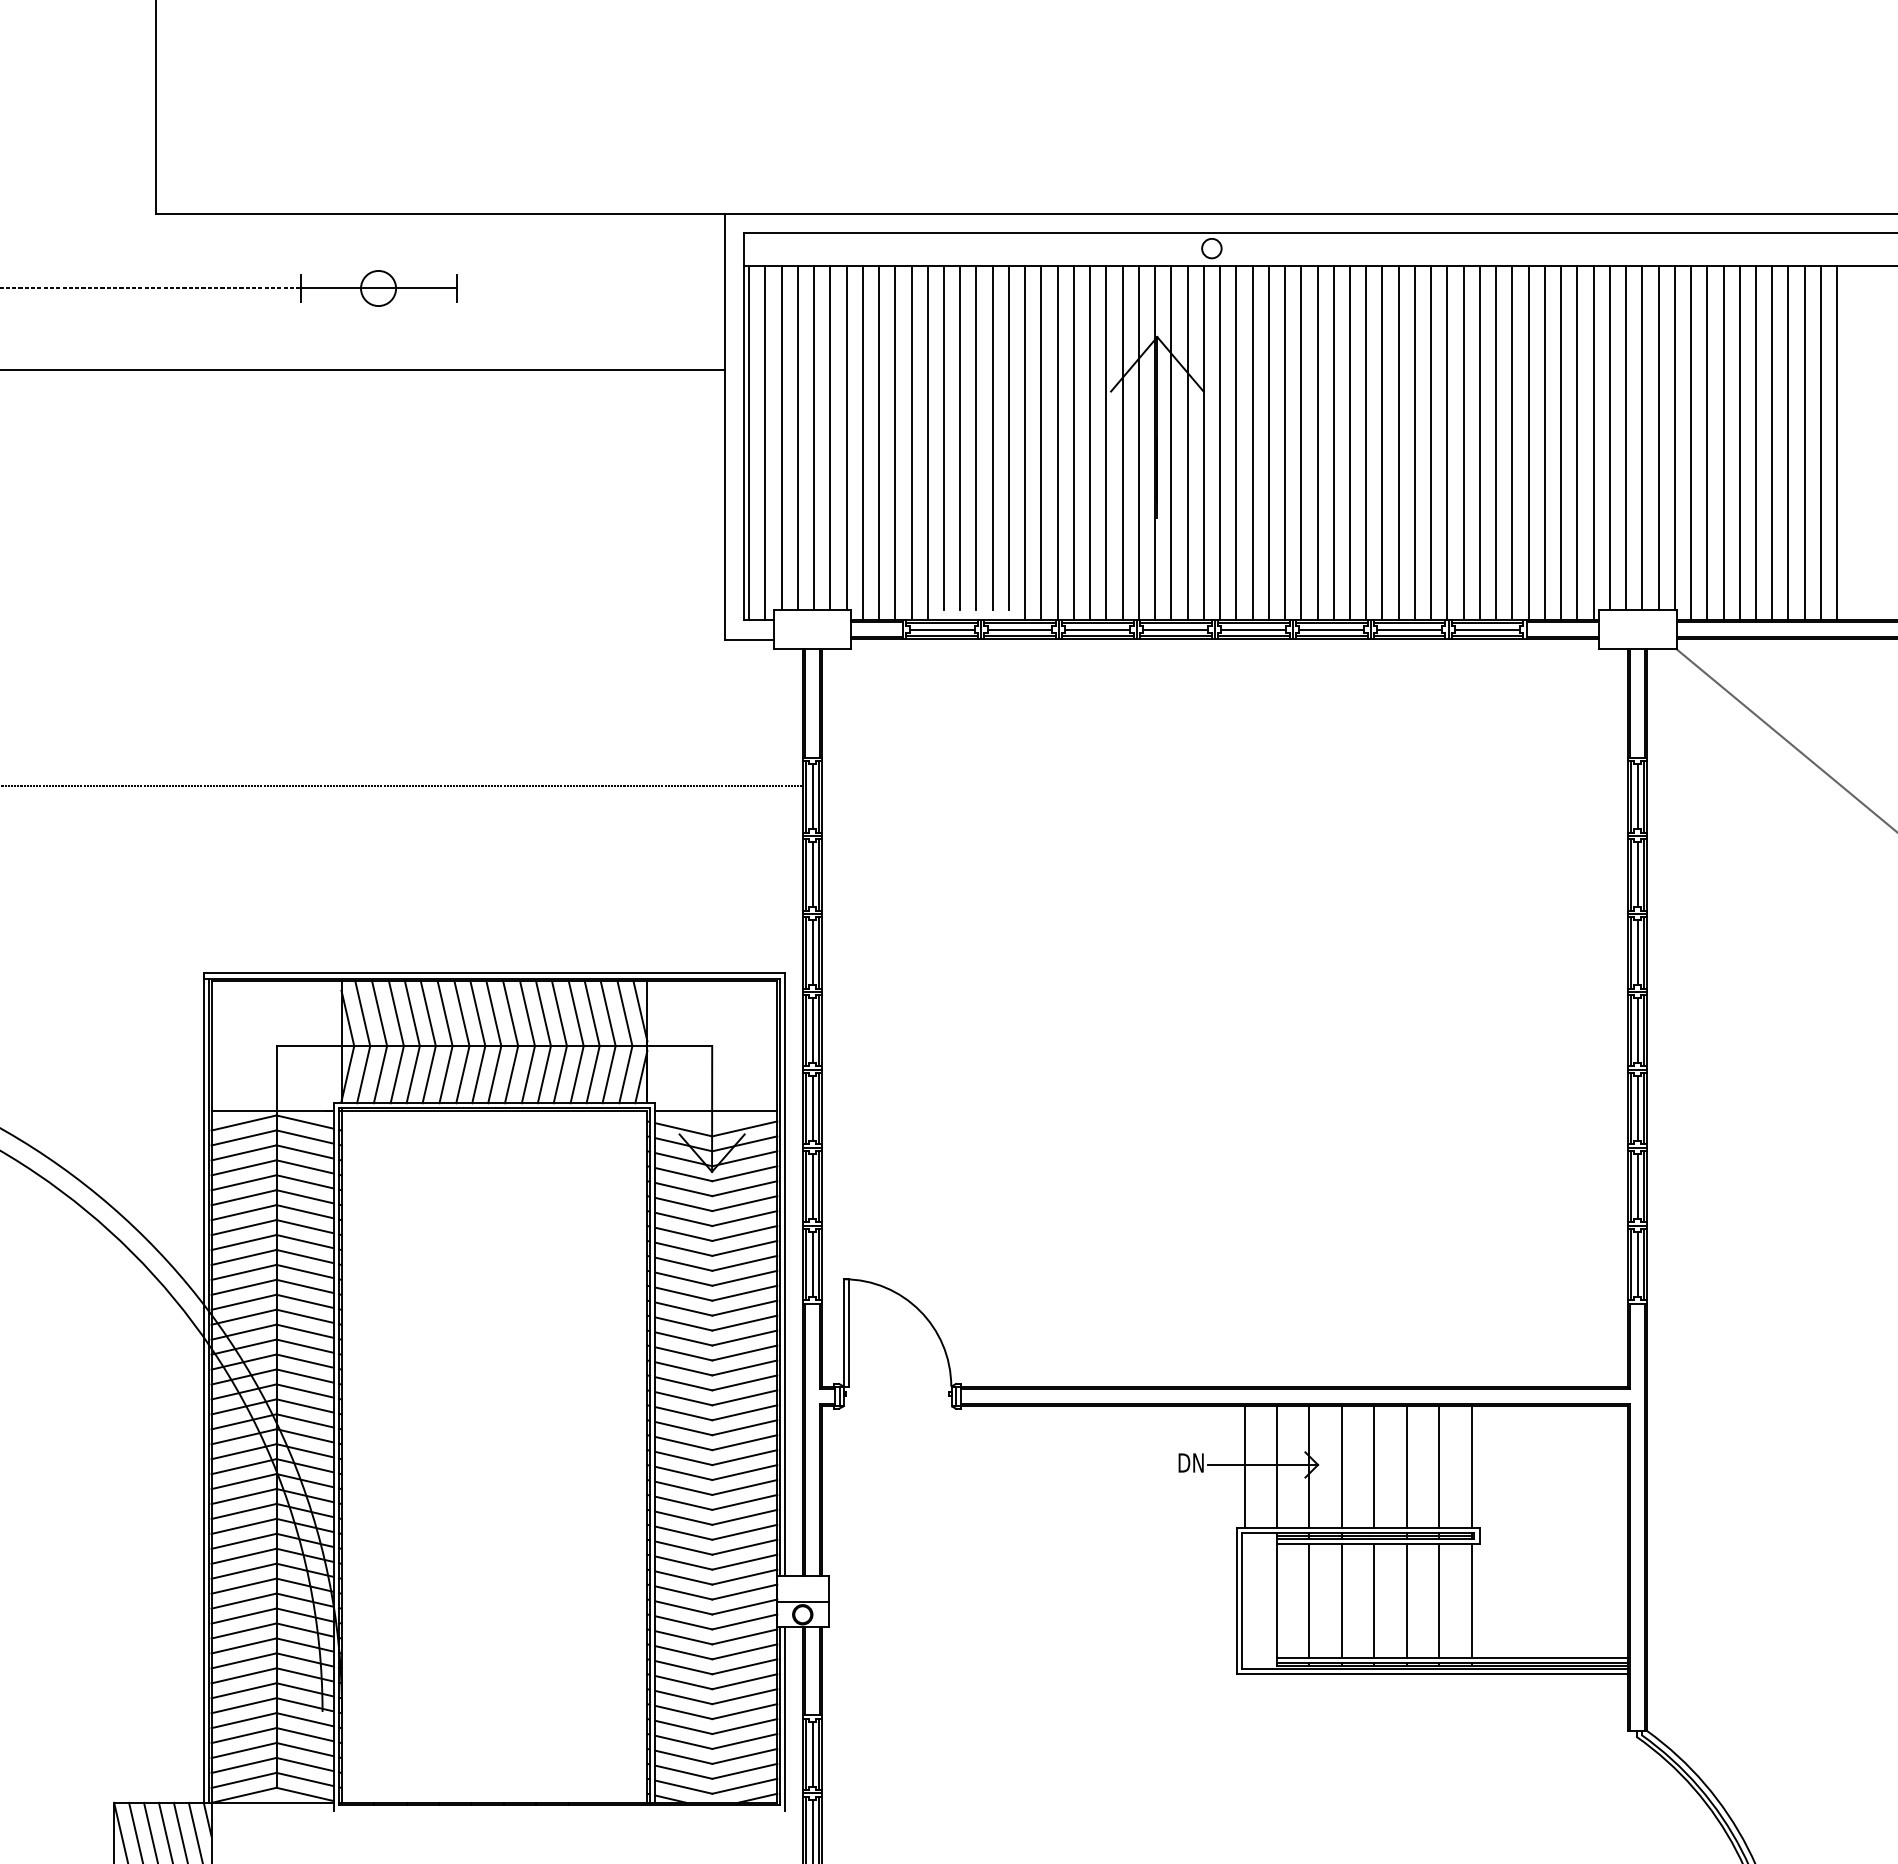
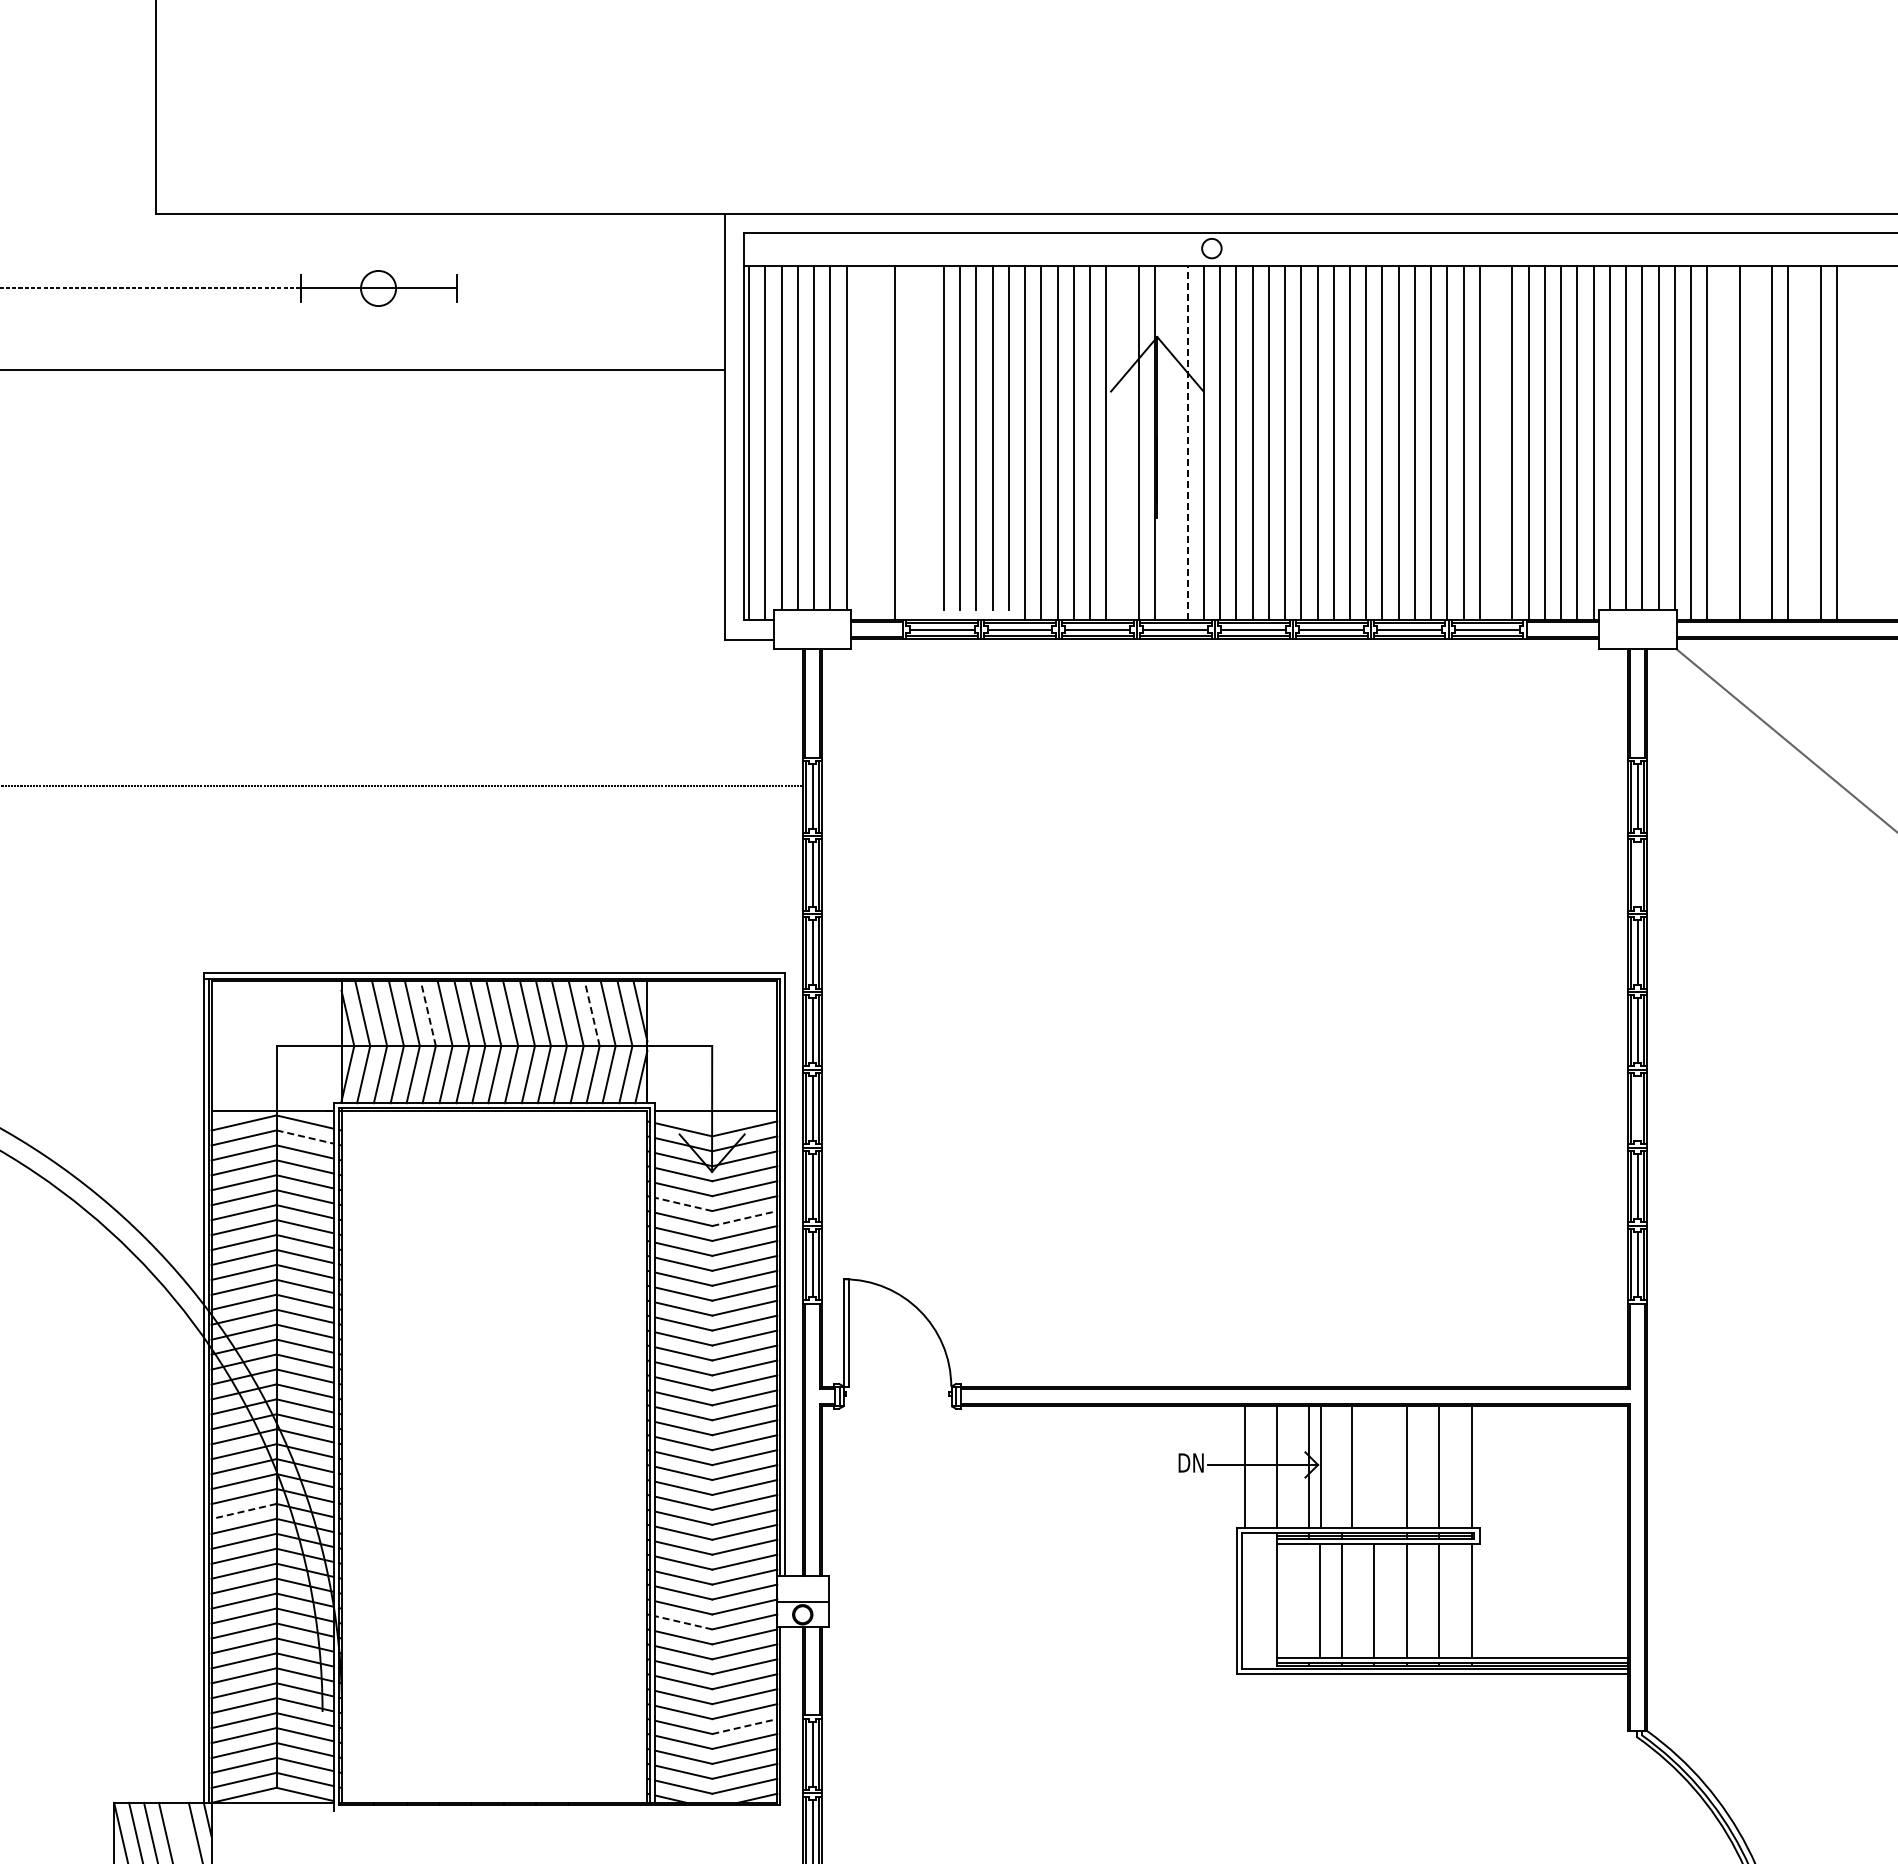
line: solid -> dashed (1187, 442)
line: present -> none (862, 443)
line: present -> none (879, 443)
line: present -> none (911, 443)
line: present -> none (927, 443)
line: present -> none (1122, 443)
line: present -> none (1171, 443)
line: present -> none (1496, 443)
line: present -> none (1723, 443)
line: present -> none (1756, 443)
line: present -> none (1804, 443)
line: present -> none (1637, 874)
line: solid -> dashed (428, 1013)
line: solid -> dashed (592, 1013)
line: present -> none (1637, 1108)
line: solid -> dashed (305, 1137)
line: solid -> dashed (683, 1204)
line: solid -> dashed (745, 1218)
line position: (1341, 1467) -> (1320, 1467) (1320, 1467)
line position: (1374, 1467) -> (1352, 1467) (1352, 1467)
line: solid -> dashed (243, 1511)
line position: (1309, 1600) -> (1320, 1600) (1320, 1600)
line: solid -> dashed (683, 1622)
line: present -> none (785, 1718)
line: solid -> dashed (745, 1726)
line: present -> none (180, 1831)
